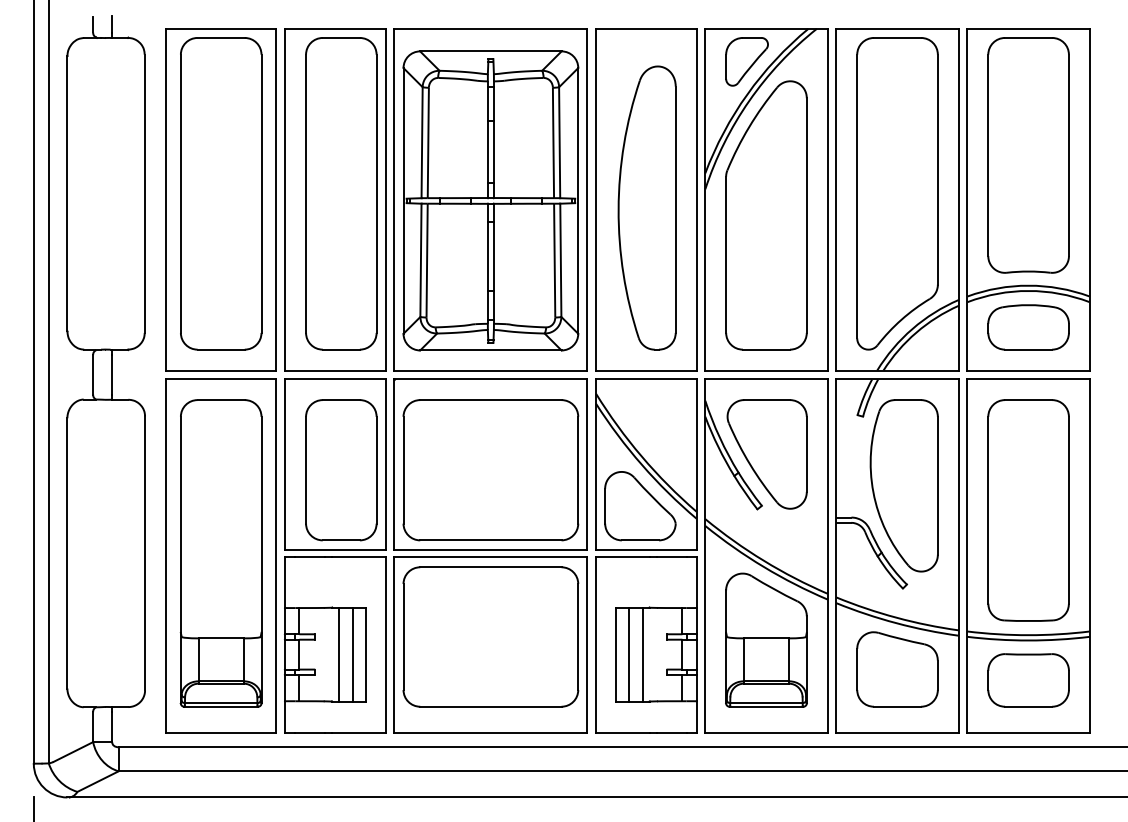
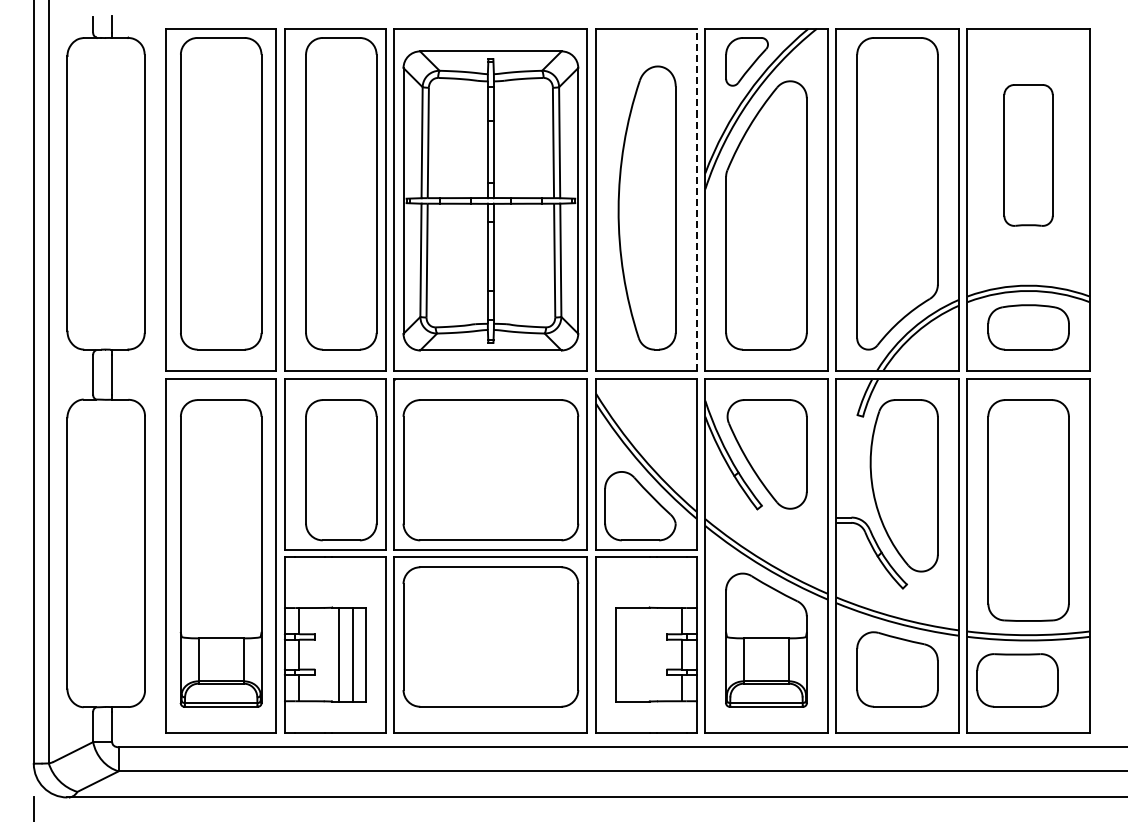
part size: 83x237 px -> 51x143 px (1028, 155)
line: solid -> dashed (696, 199)
line: present -> none (628, 654)
line: present -> none (642, 654)
part position: (1028, 680) -> (1017, 680) (1017, 680)
